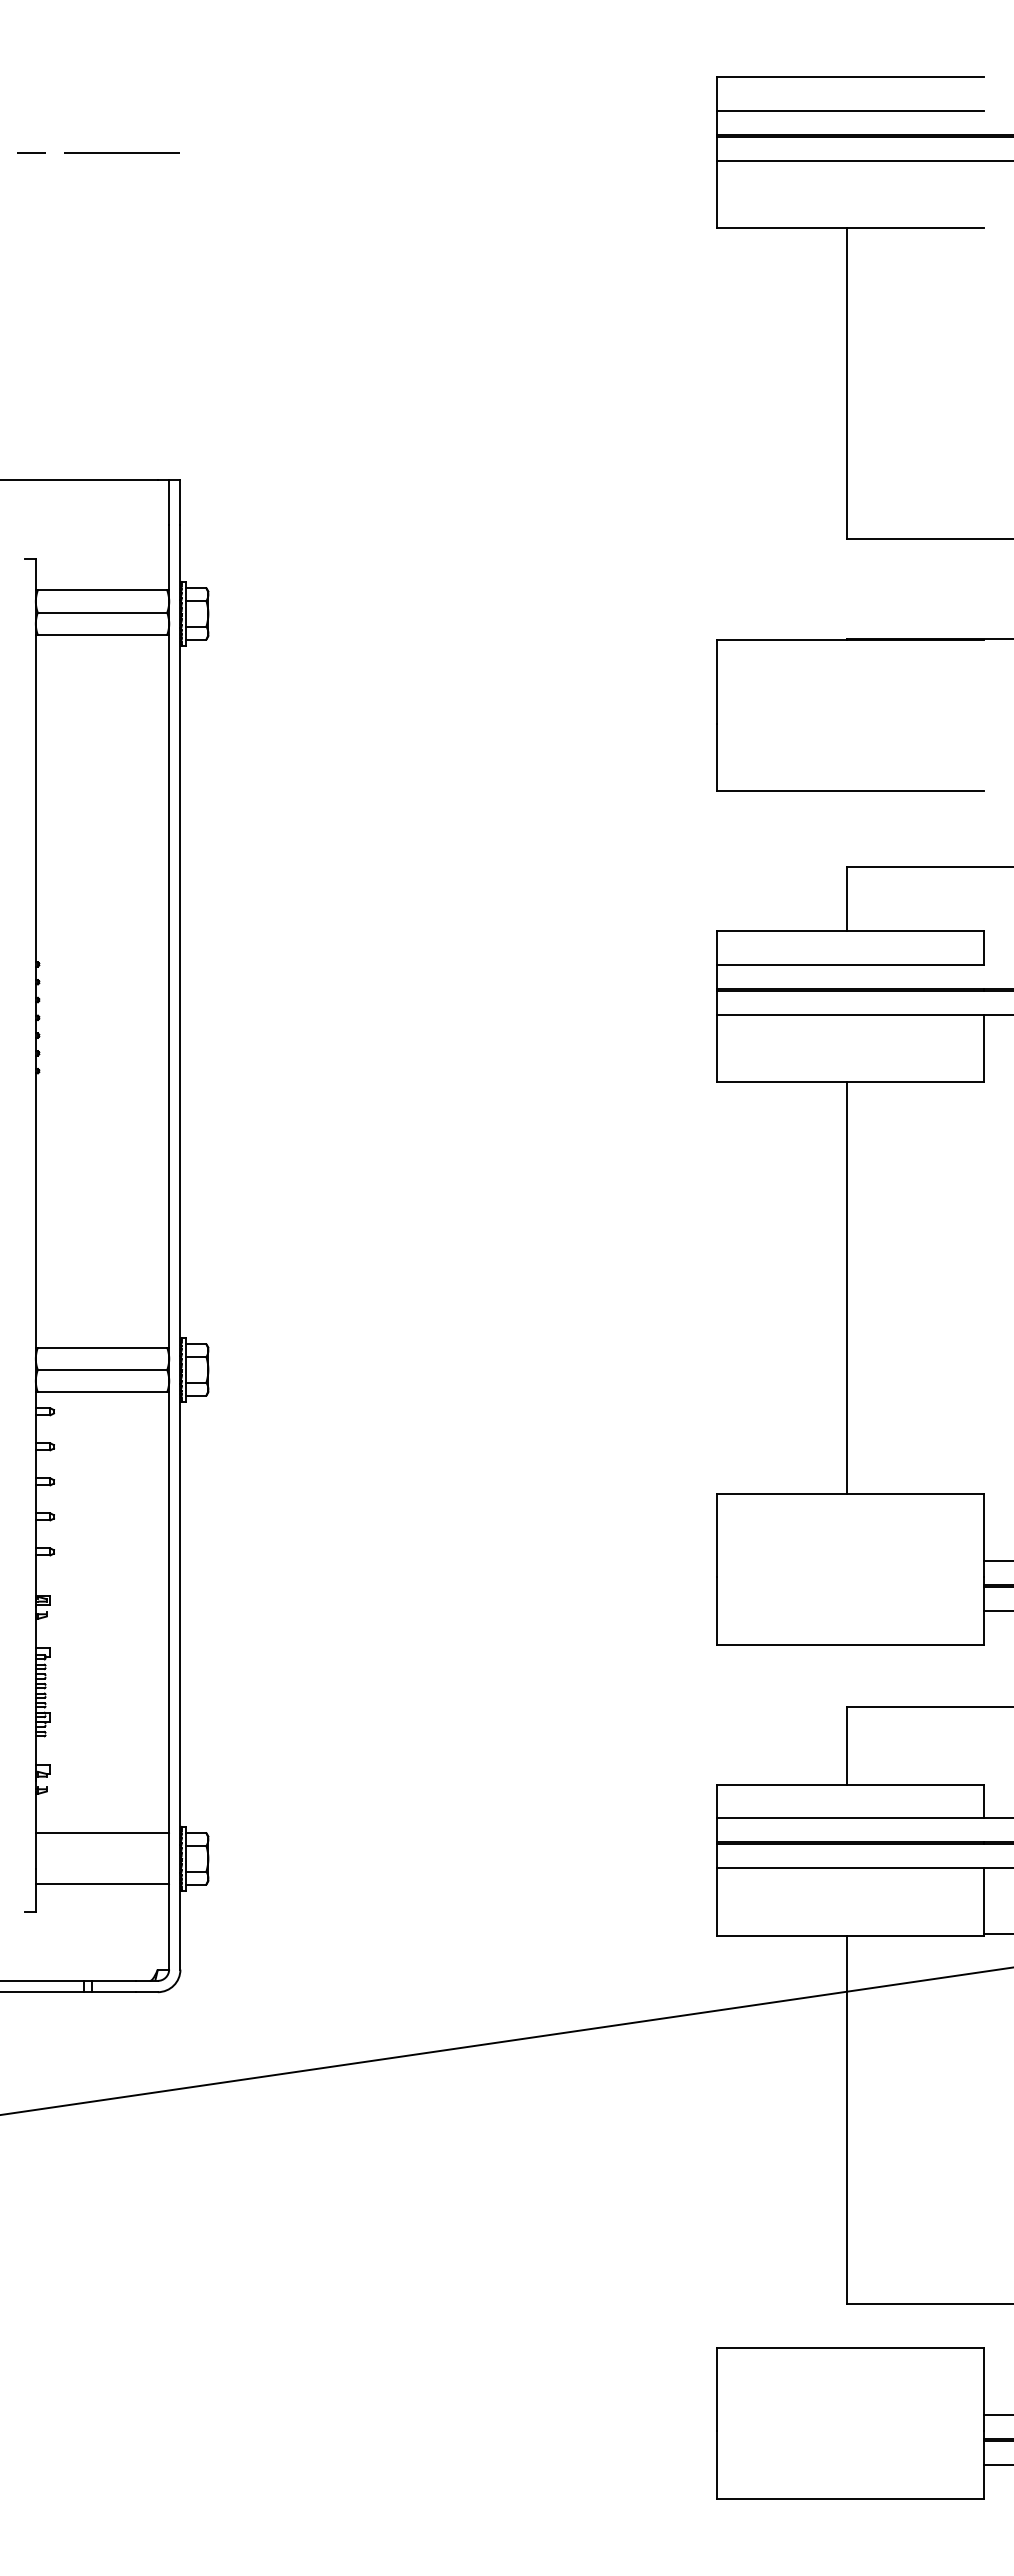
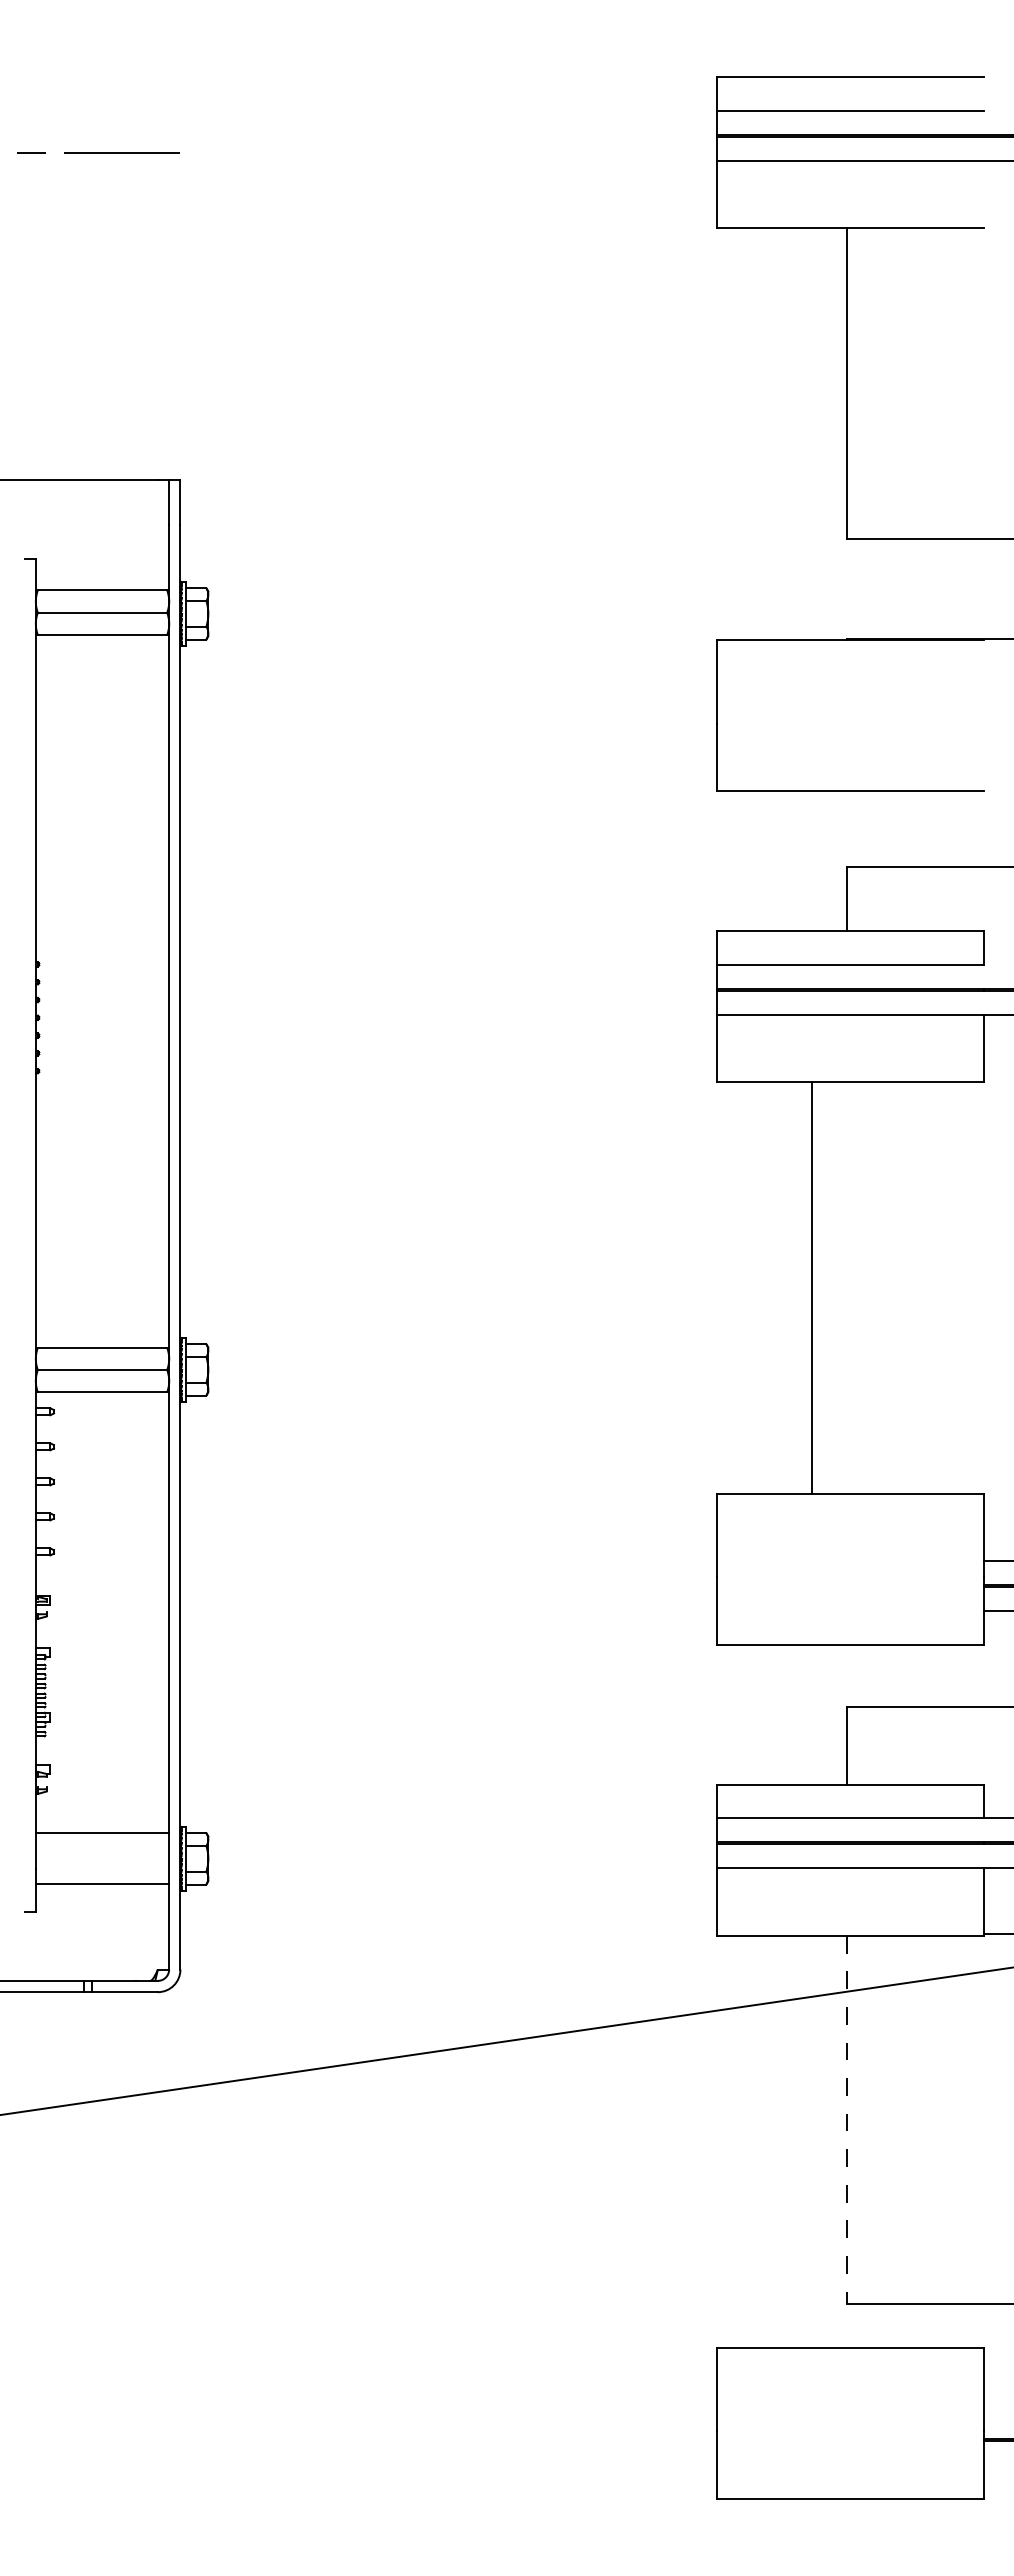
line position: (847, 1287) -> (812, 1287) (812, 1287)
line: solid -> dashed (847, 2120)
line: present -> none (996, 2415)
line: present -> none (996, 2464)
